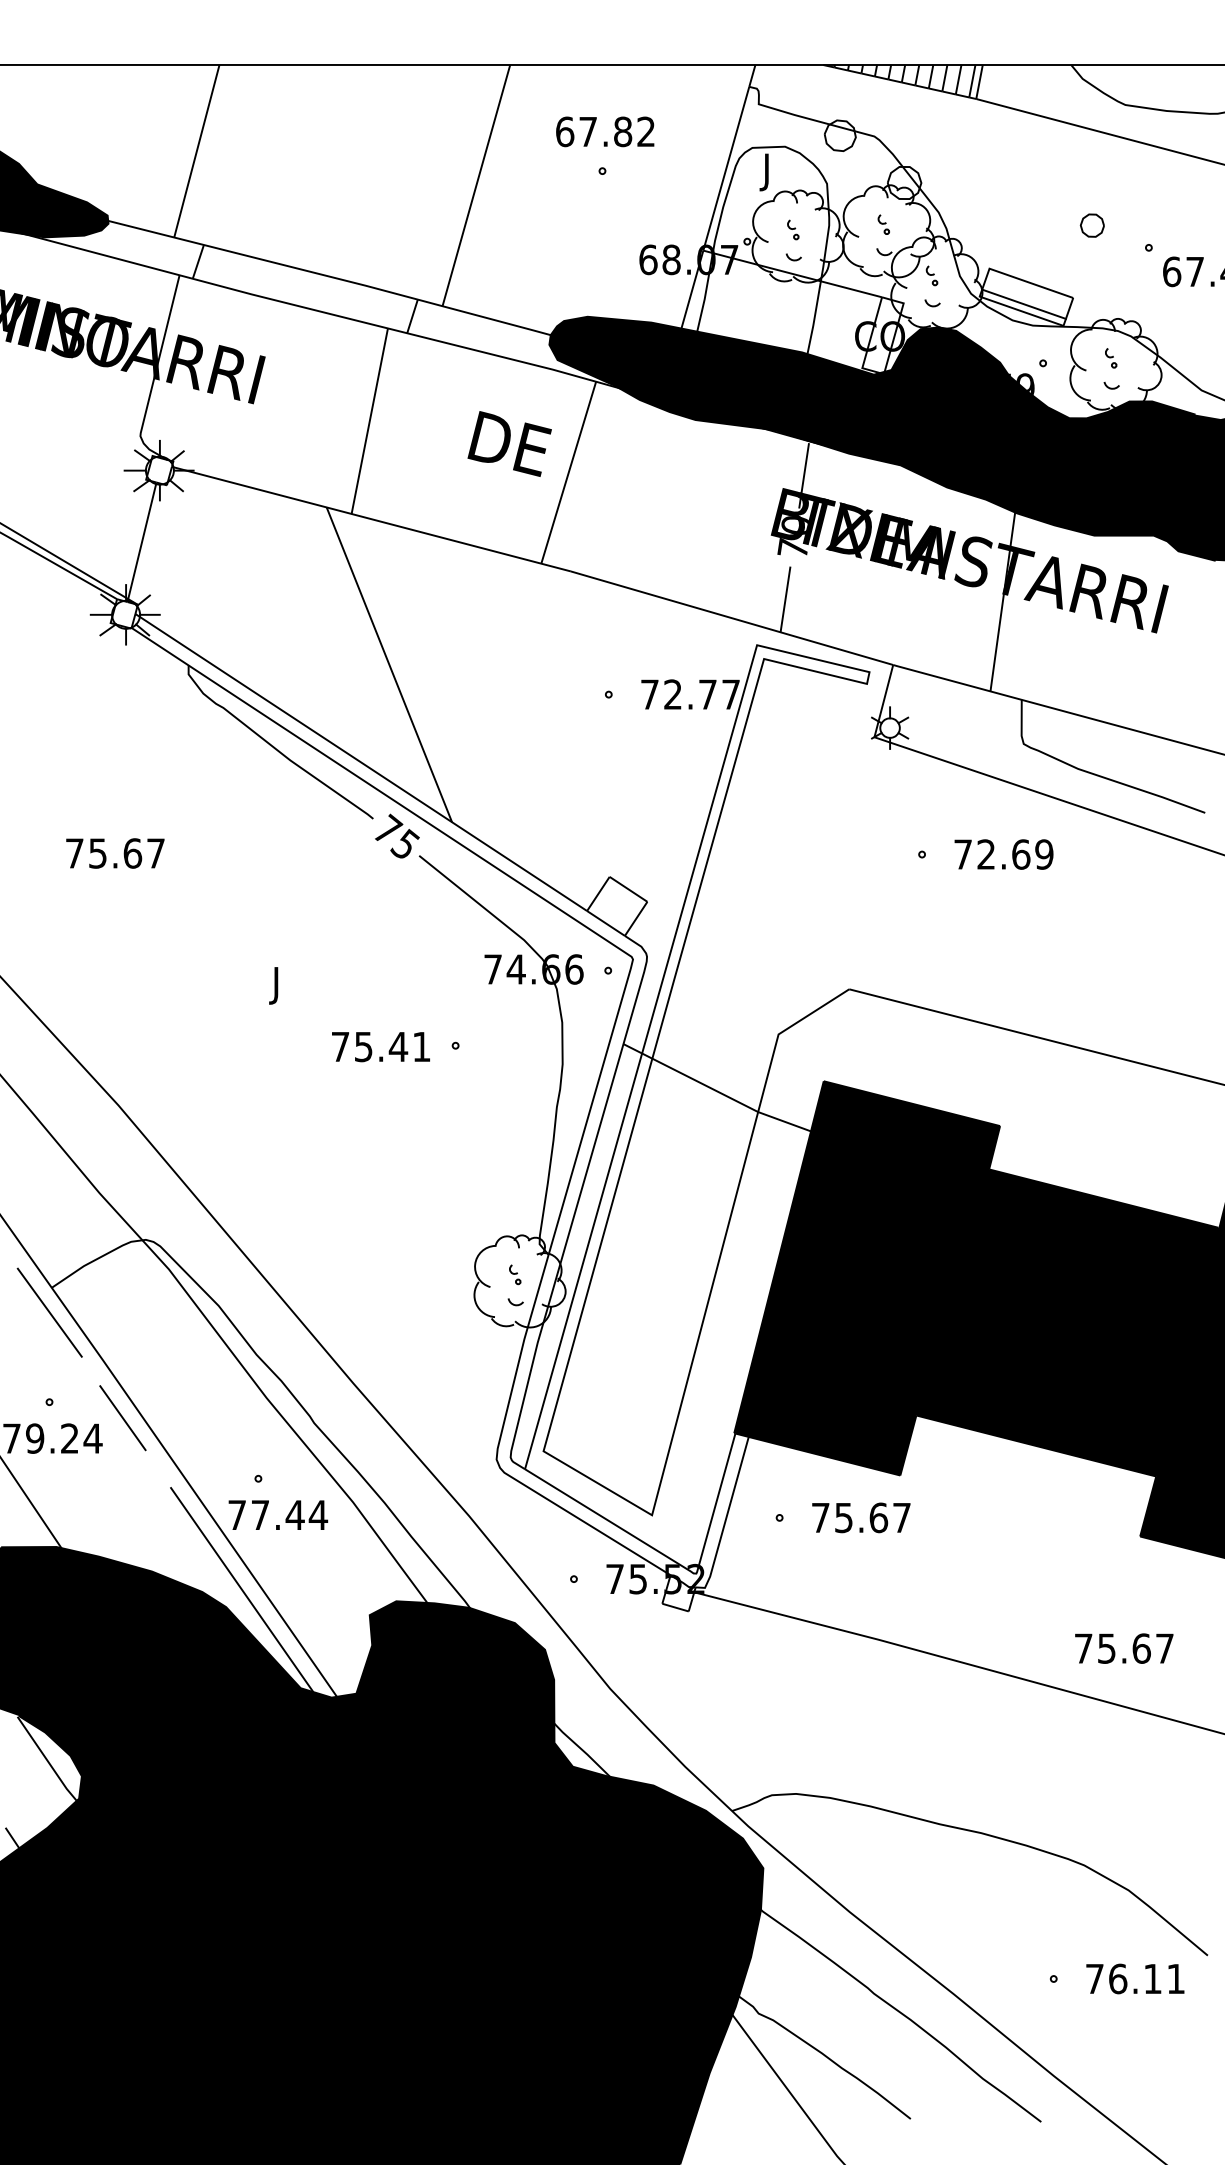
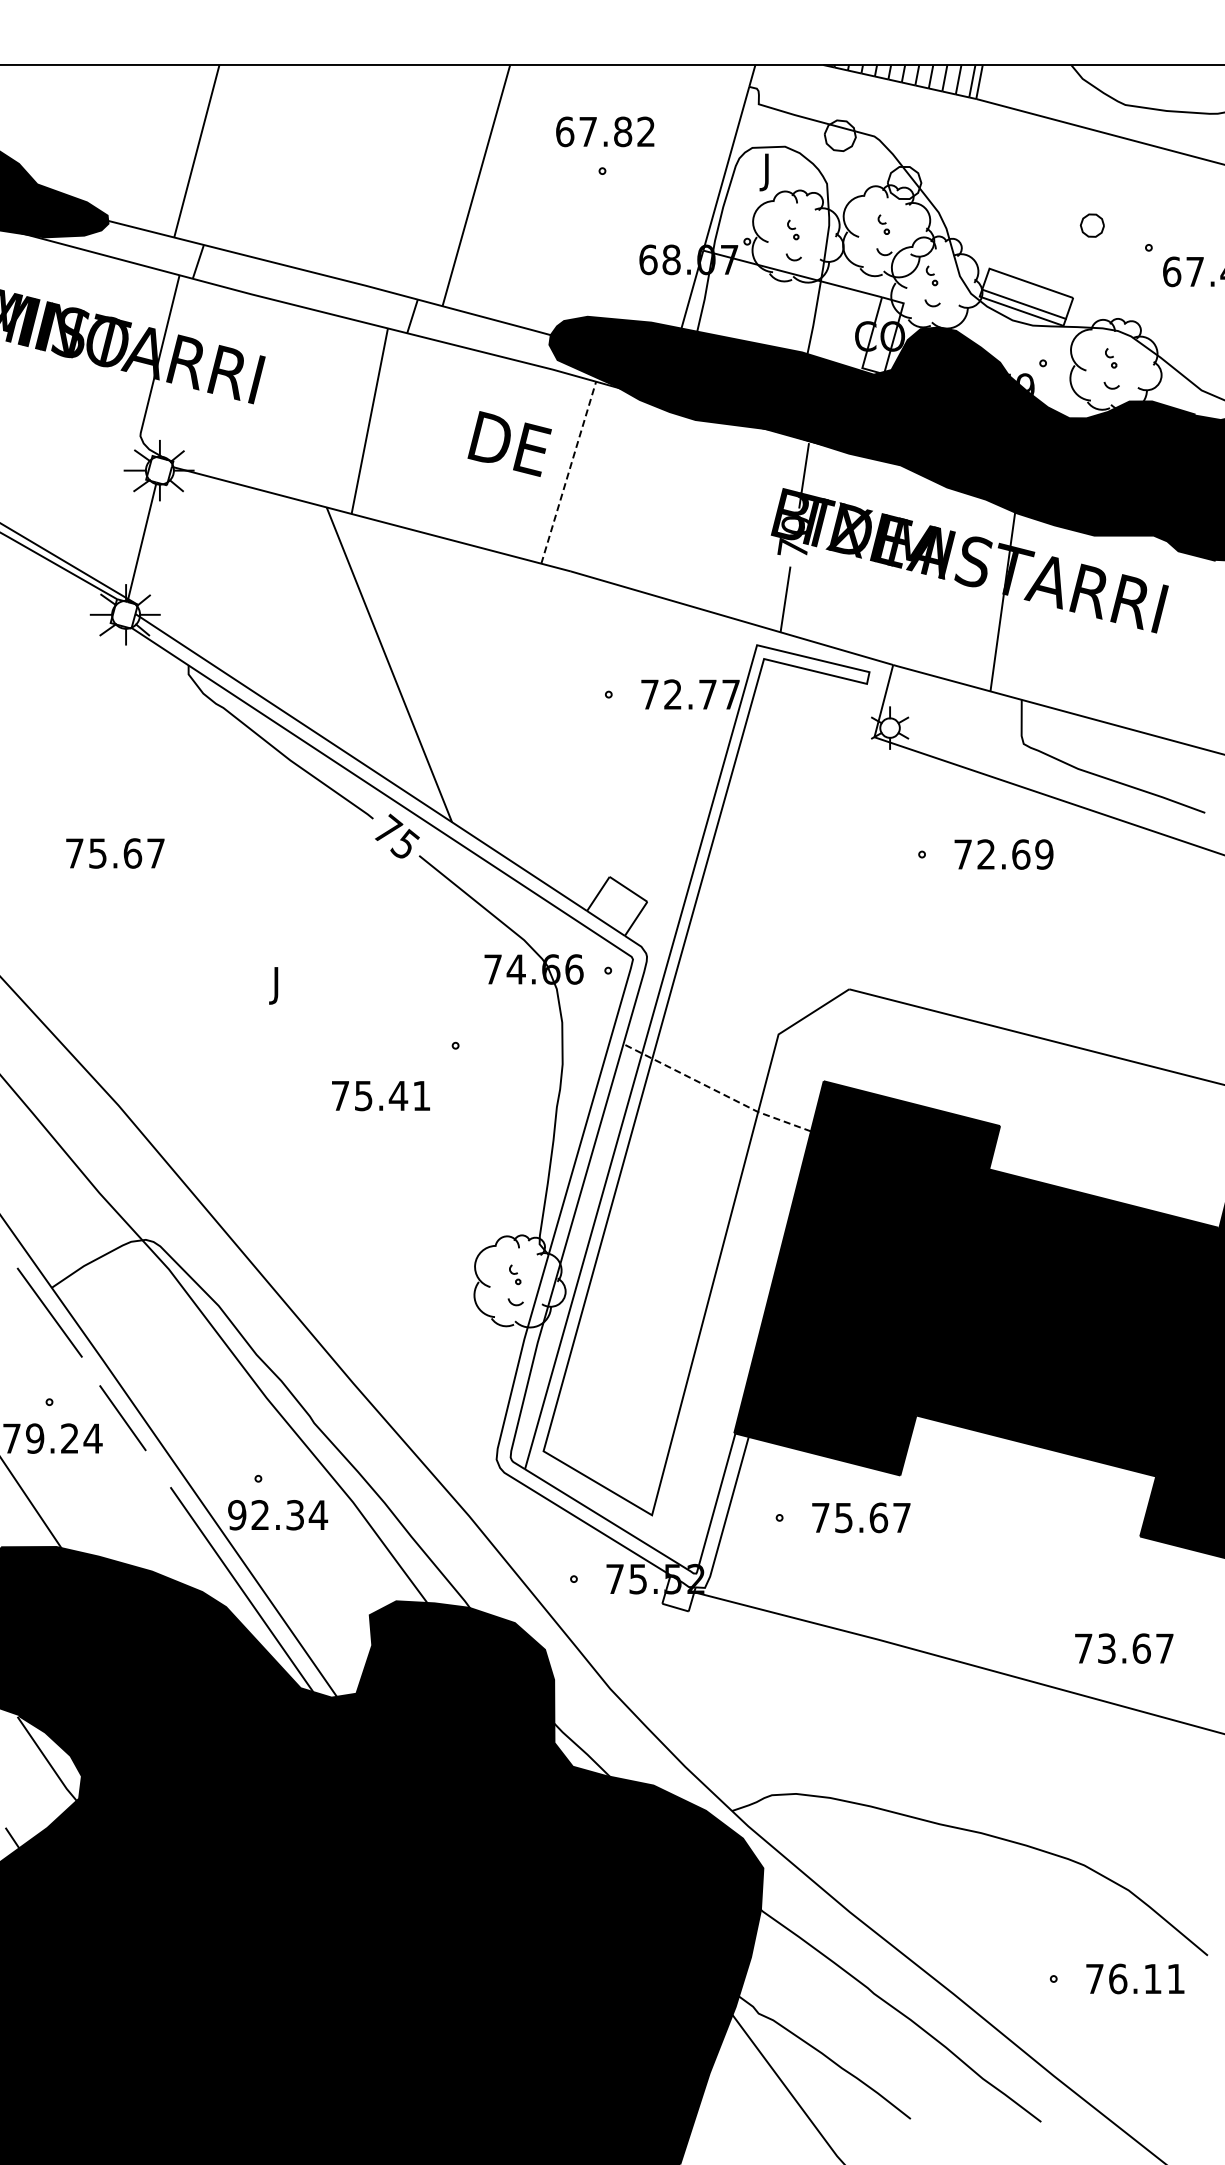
line: solid -> dashed (568, 472)
text position: (380, 1047) -> (380, 1096) (380, 1096)
line: solid -> dashed (716, 1090)
text: 77.44 -> 92.34 (266, 1515)
text: 75.67 -> 73.67 (1106, 1648)
